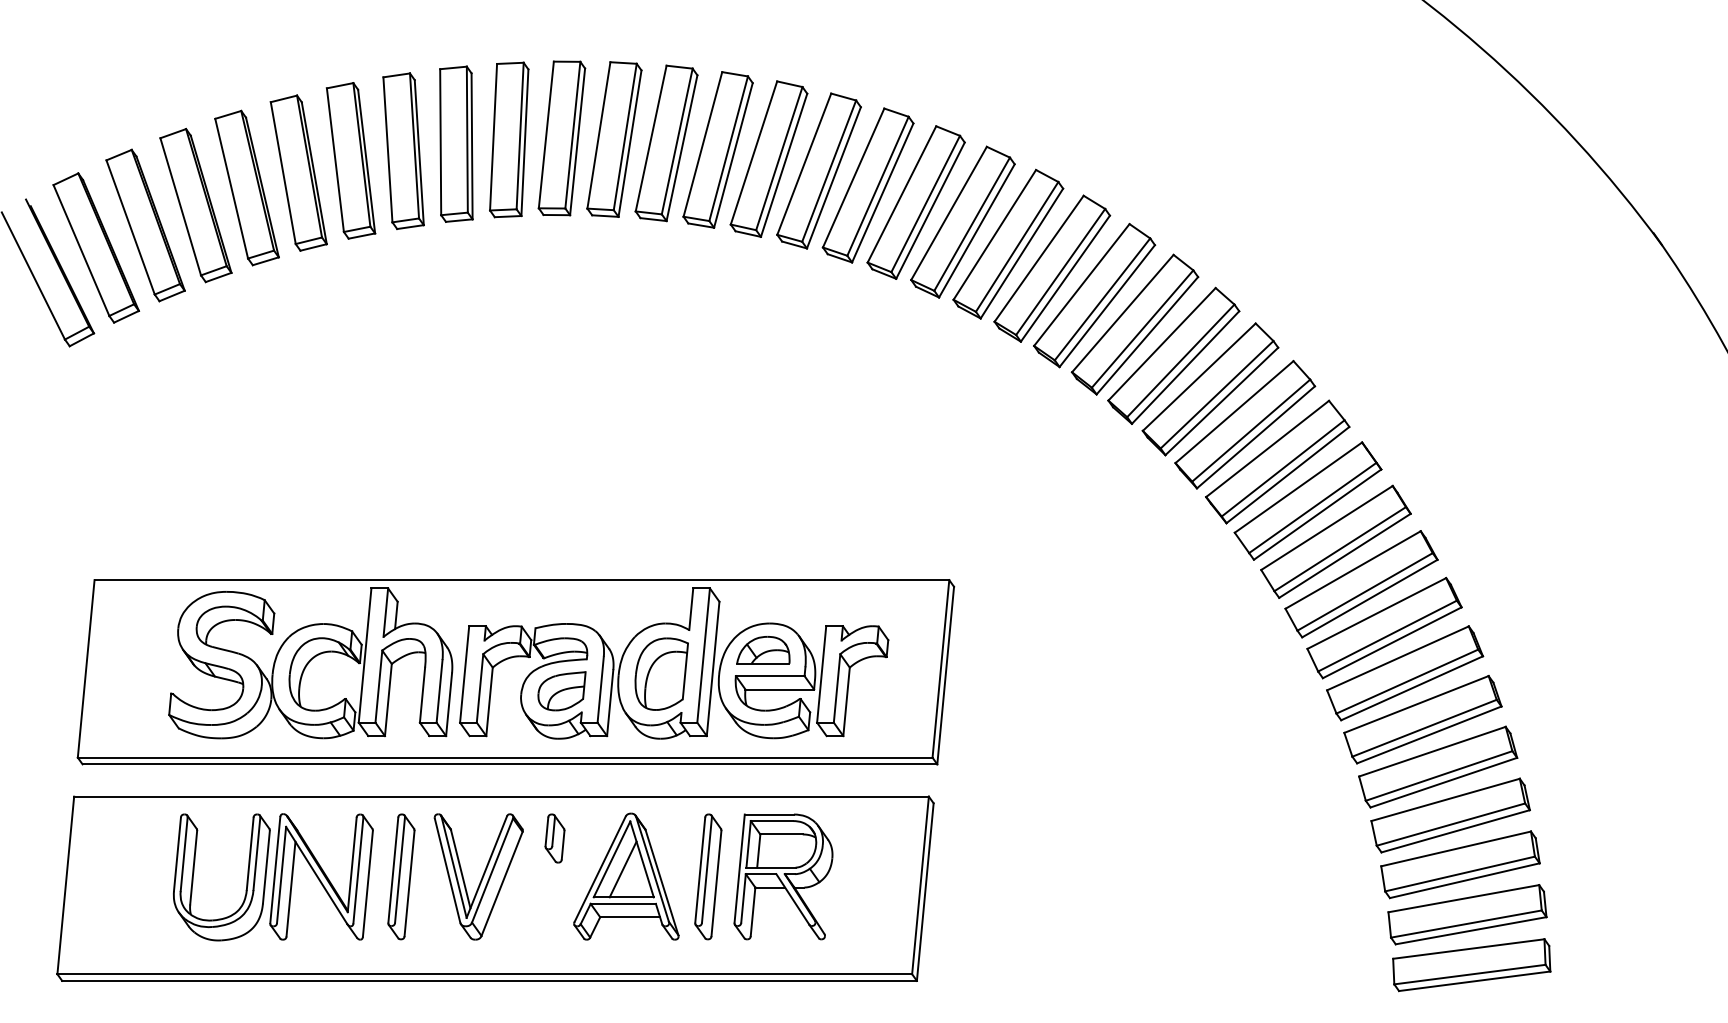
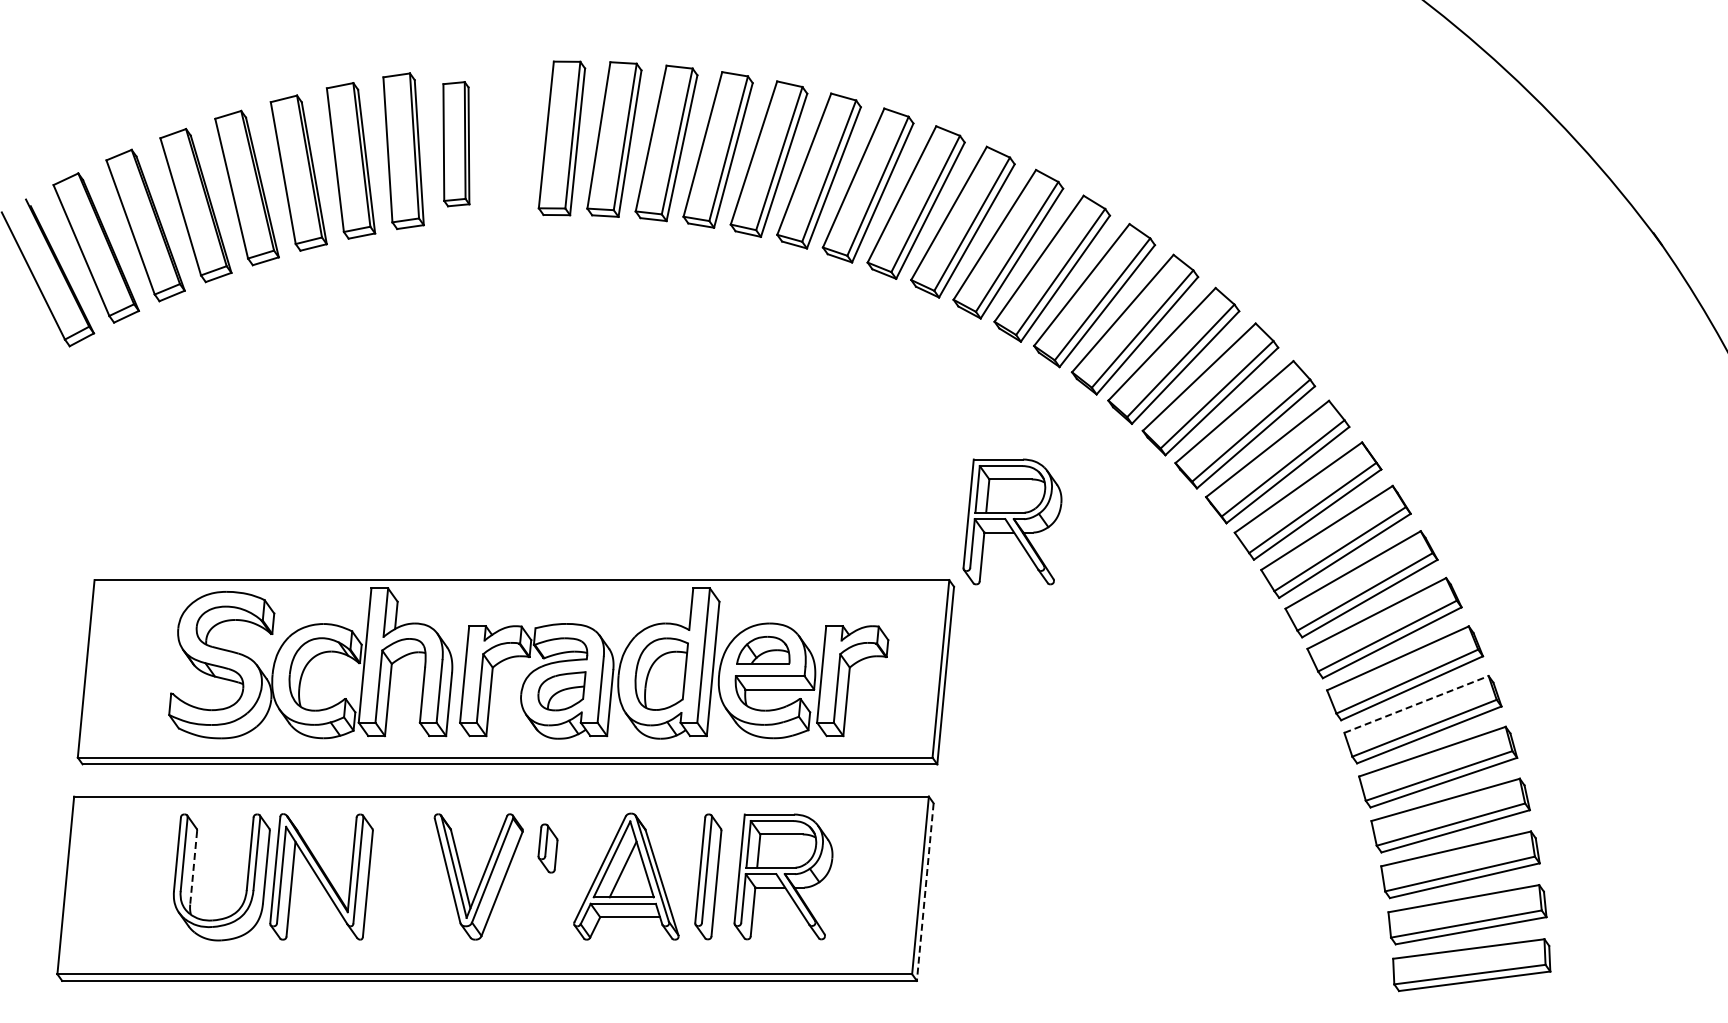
part: present -> none (509, 139)
part size: 35x158 px -> 29x127 px (456, 144)
part: none -> present (1012, 521)
line: solid -> dashed (1416, 704)
part position: (554, 838) -> (547, 848) (547, 848)
line: solid -> dashed (193, 867)
part: present -> none (401, 876)
line: solid -> dashed (925, 892)
